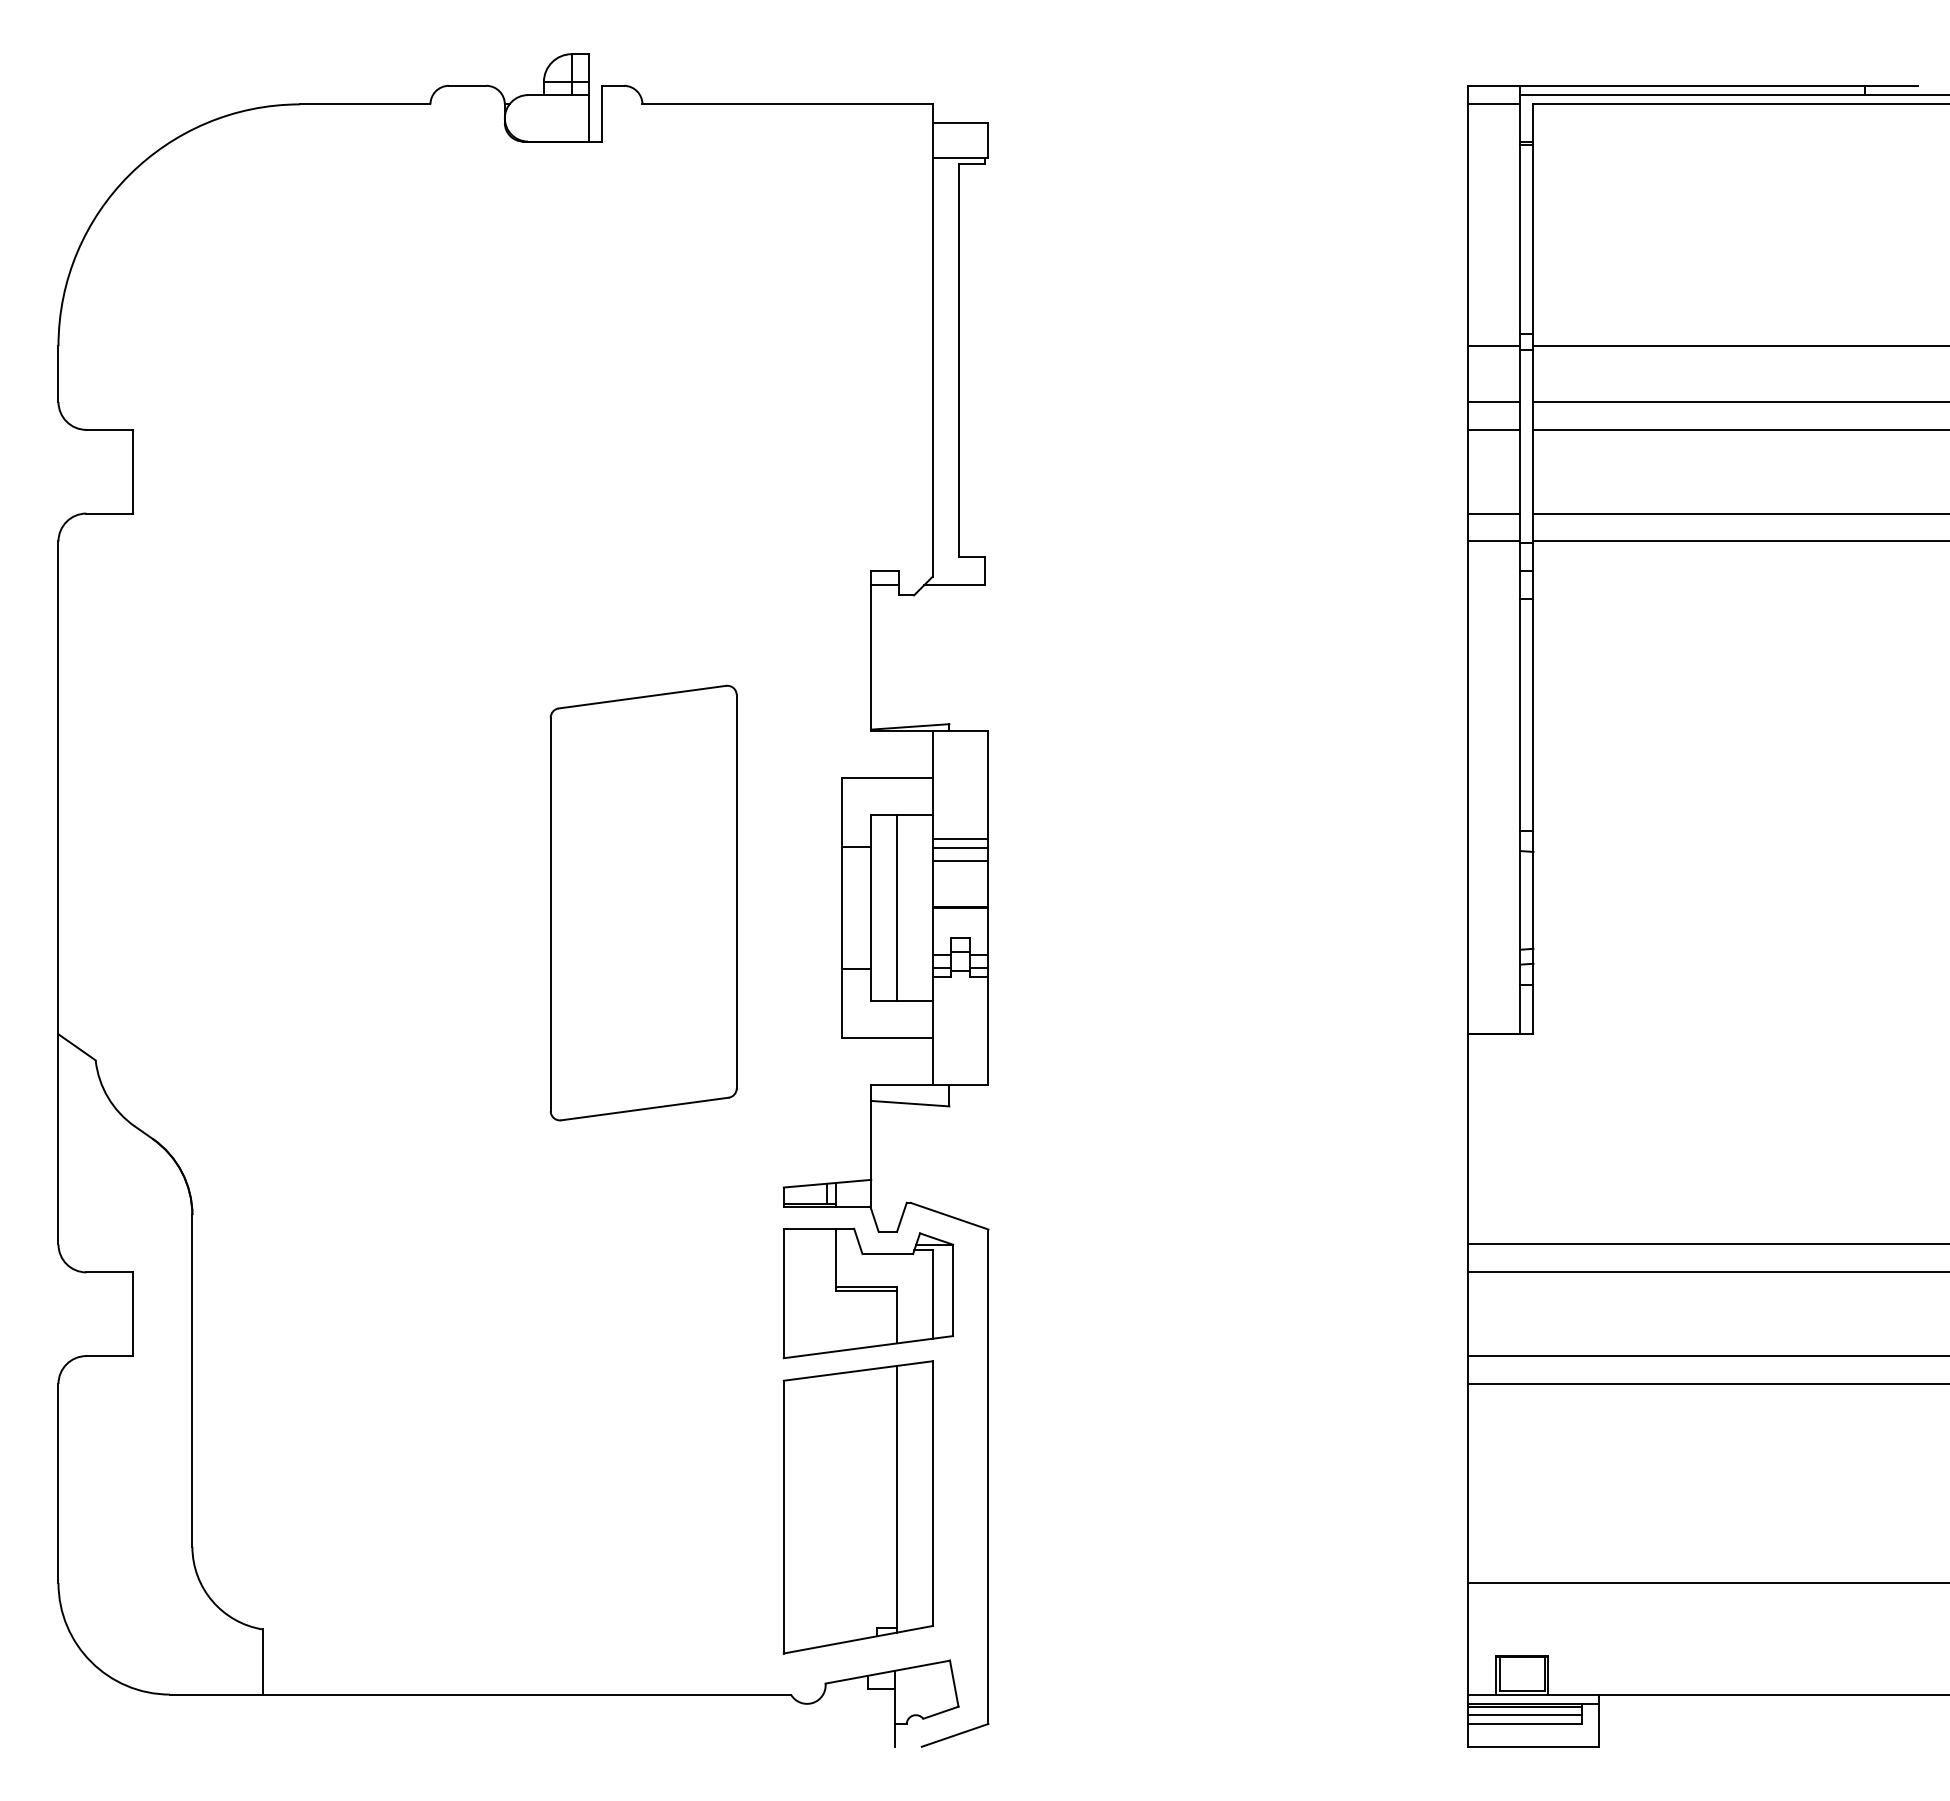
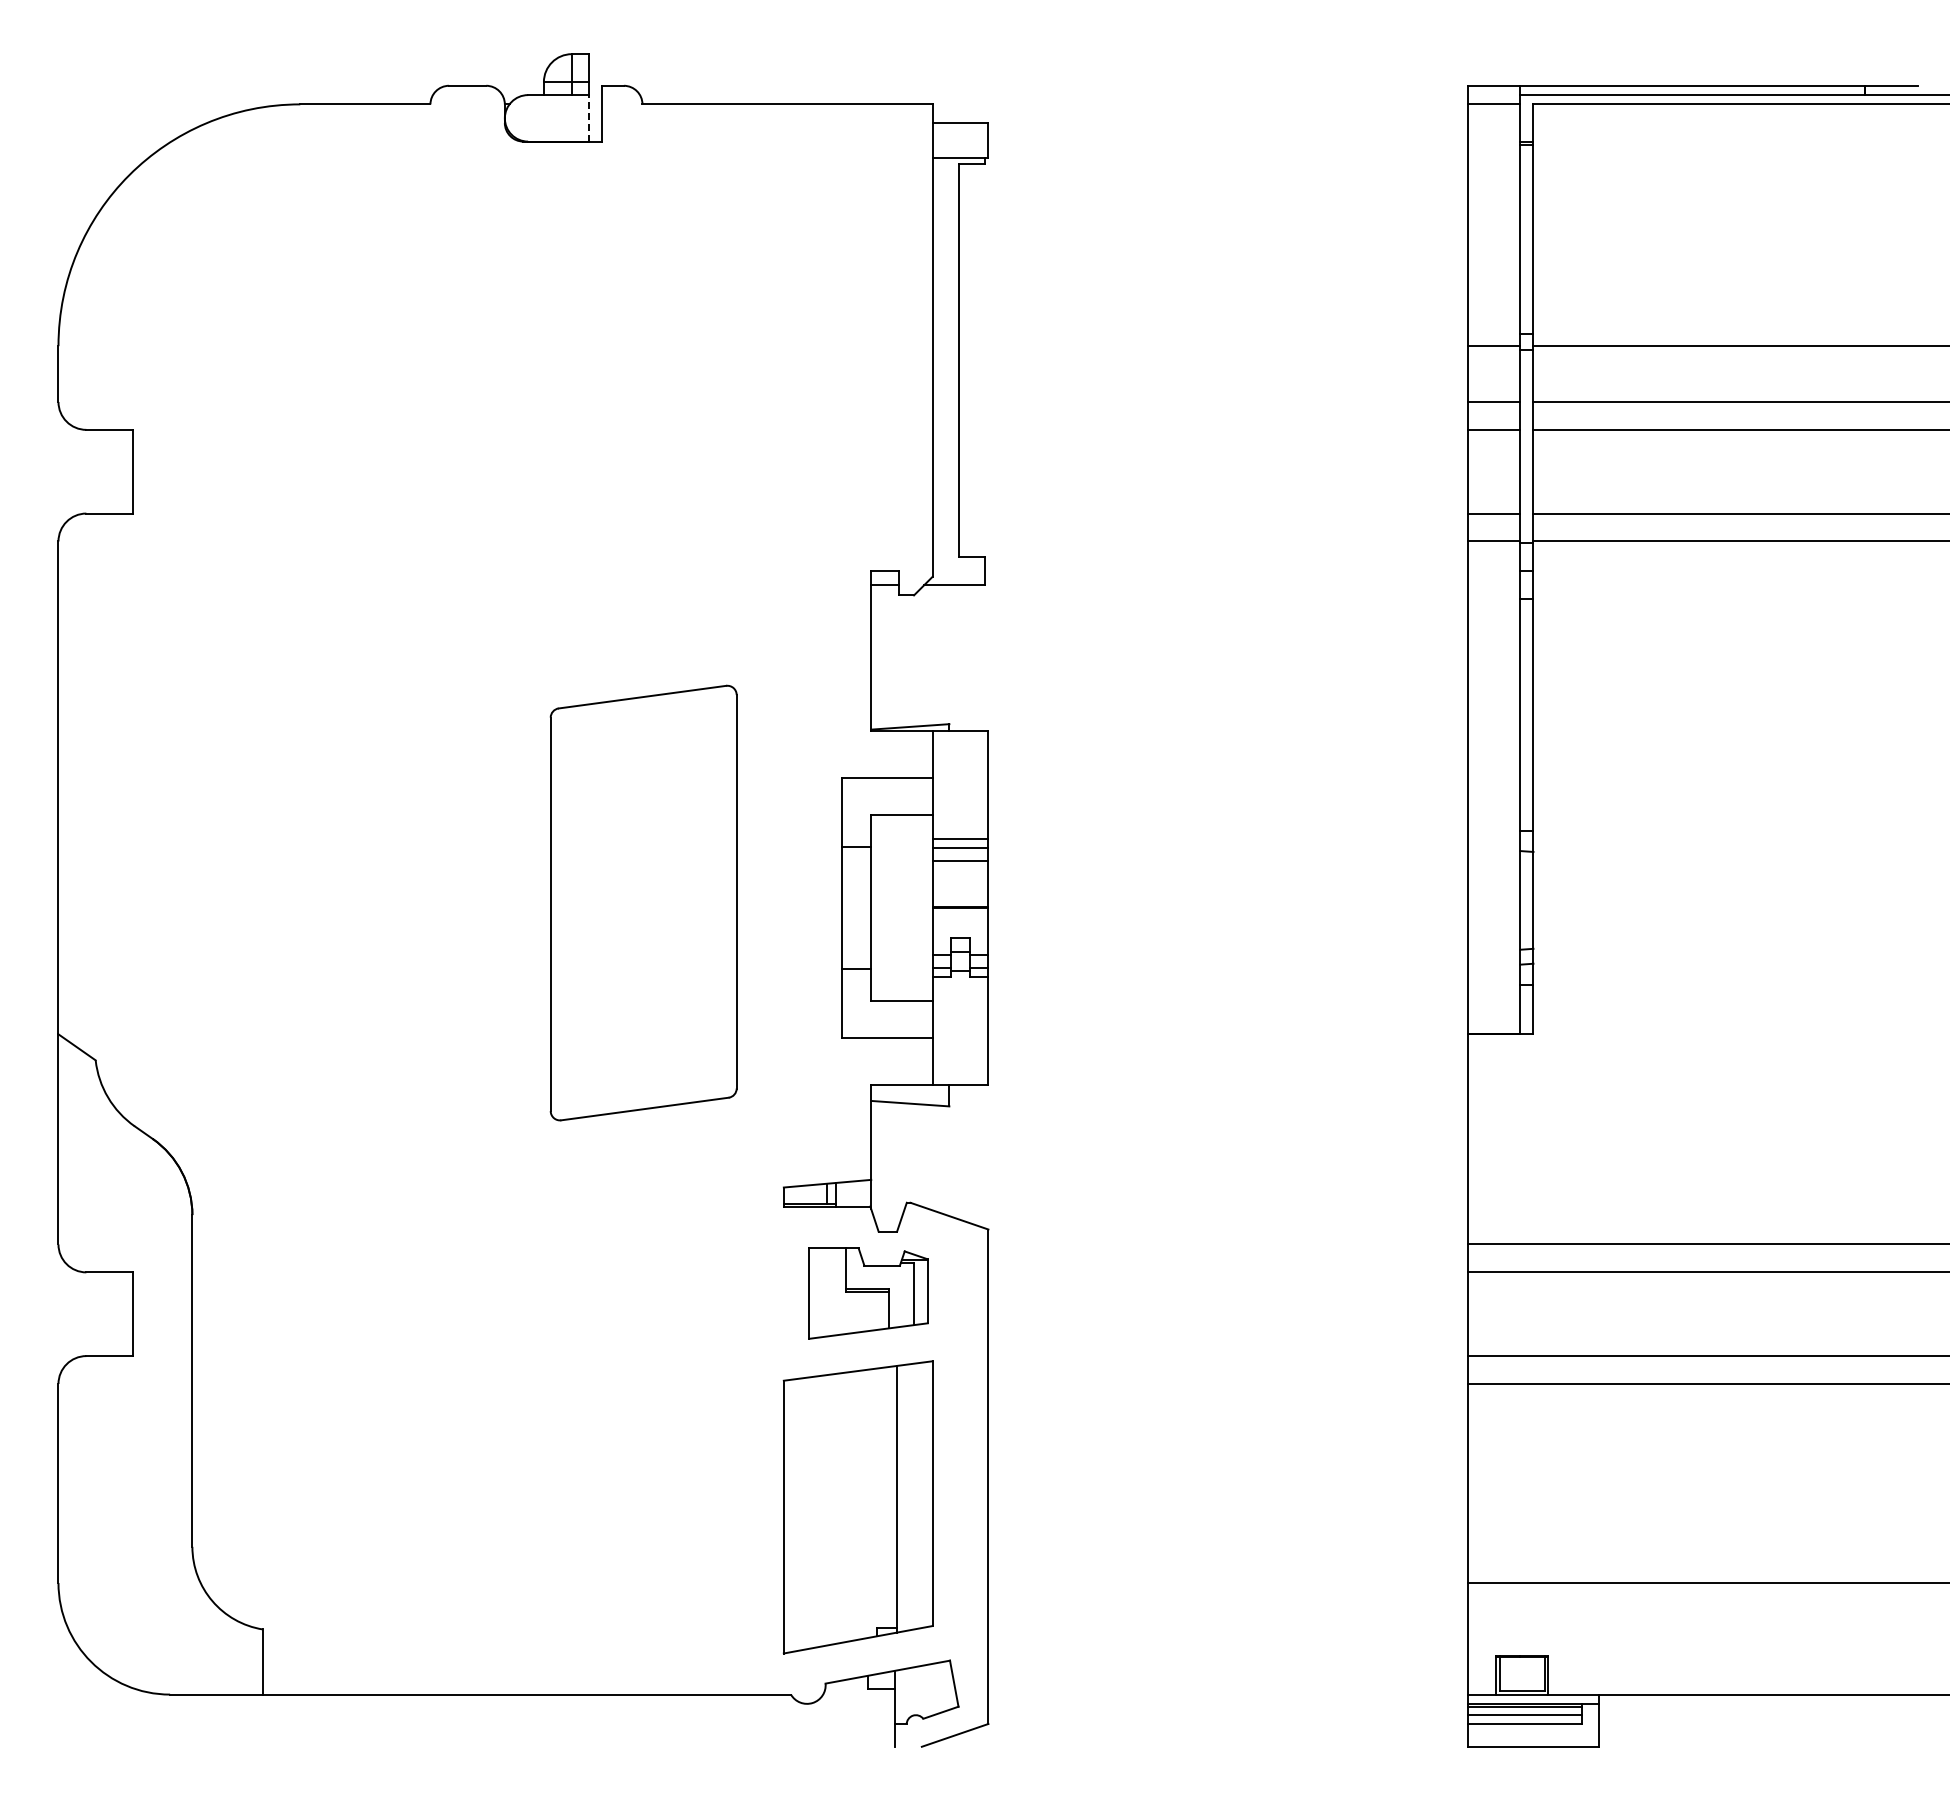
line: solid -> dashed (588, 117)
line: present -> none (897, 907)
part size: 172x133 px -> 121x93 px (868, 1293)
